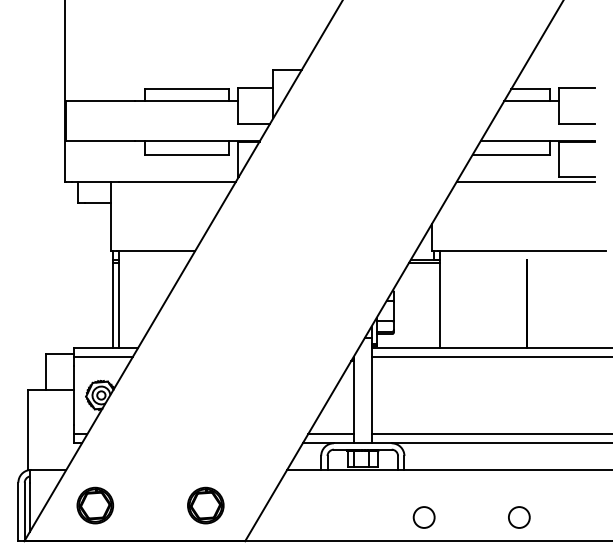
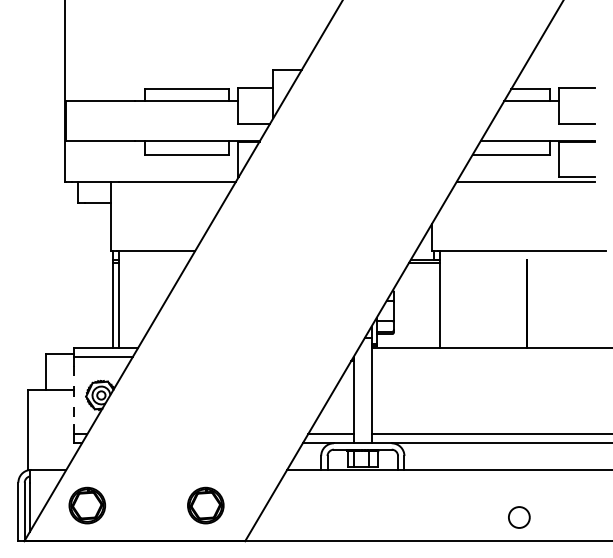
line: present -> none (490, 357)
line: solid -> dashed (74, 396)
part position: (95, 505) -> (87, 505) (87, 505)
circle: present -> none (423, 517)
